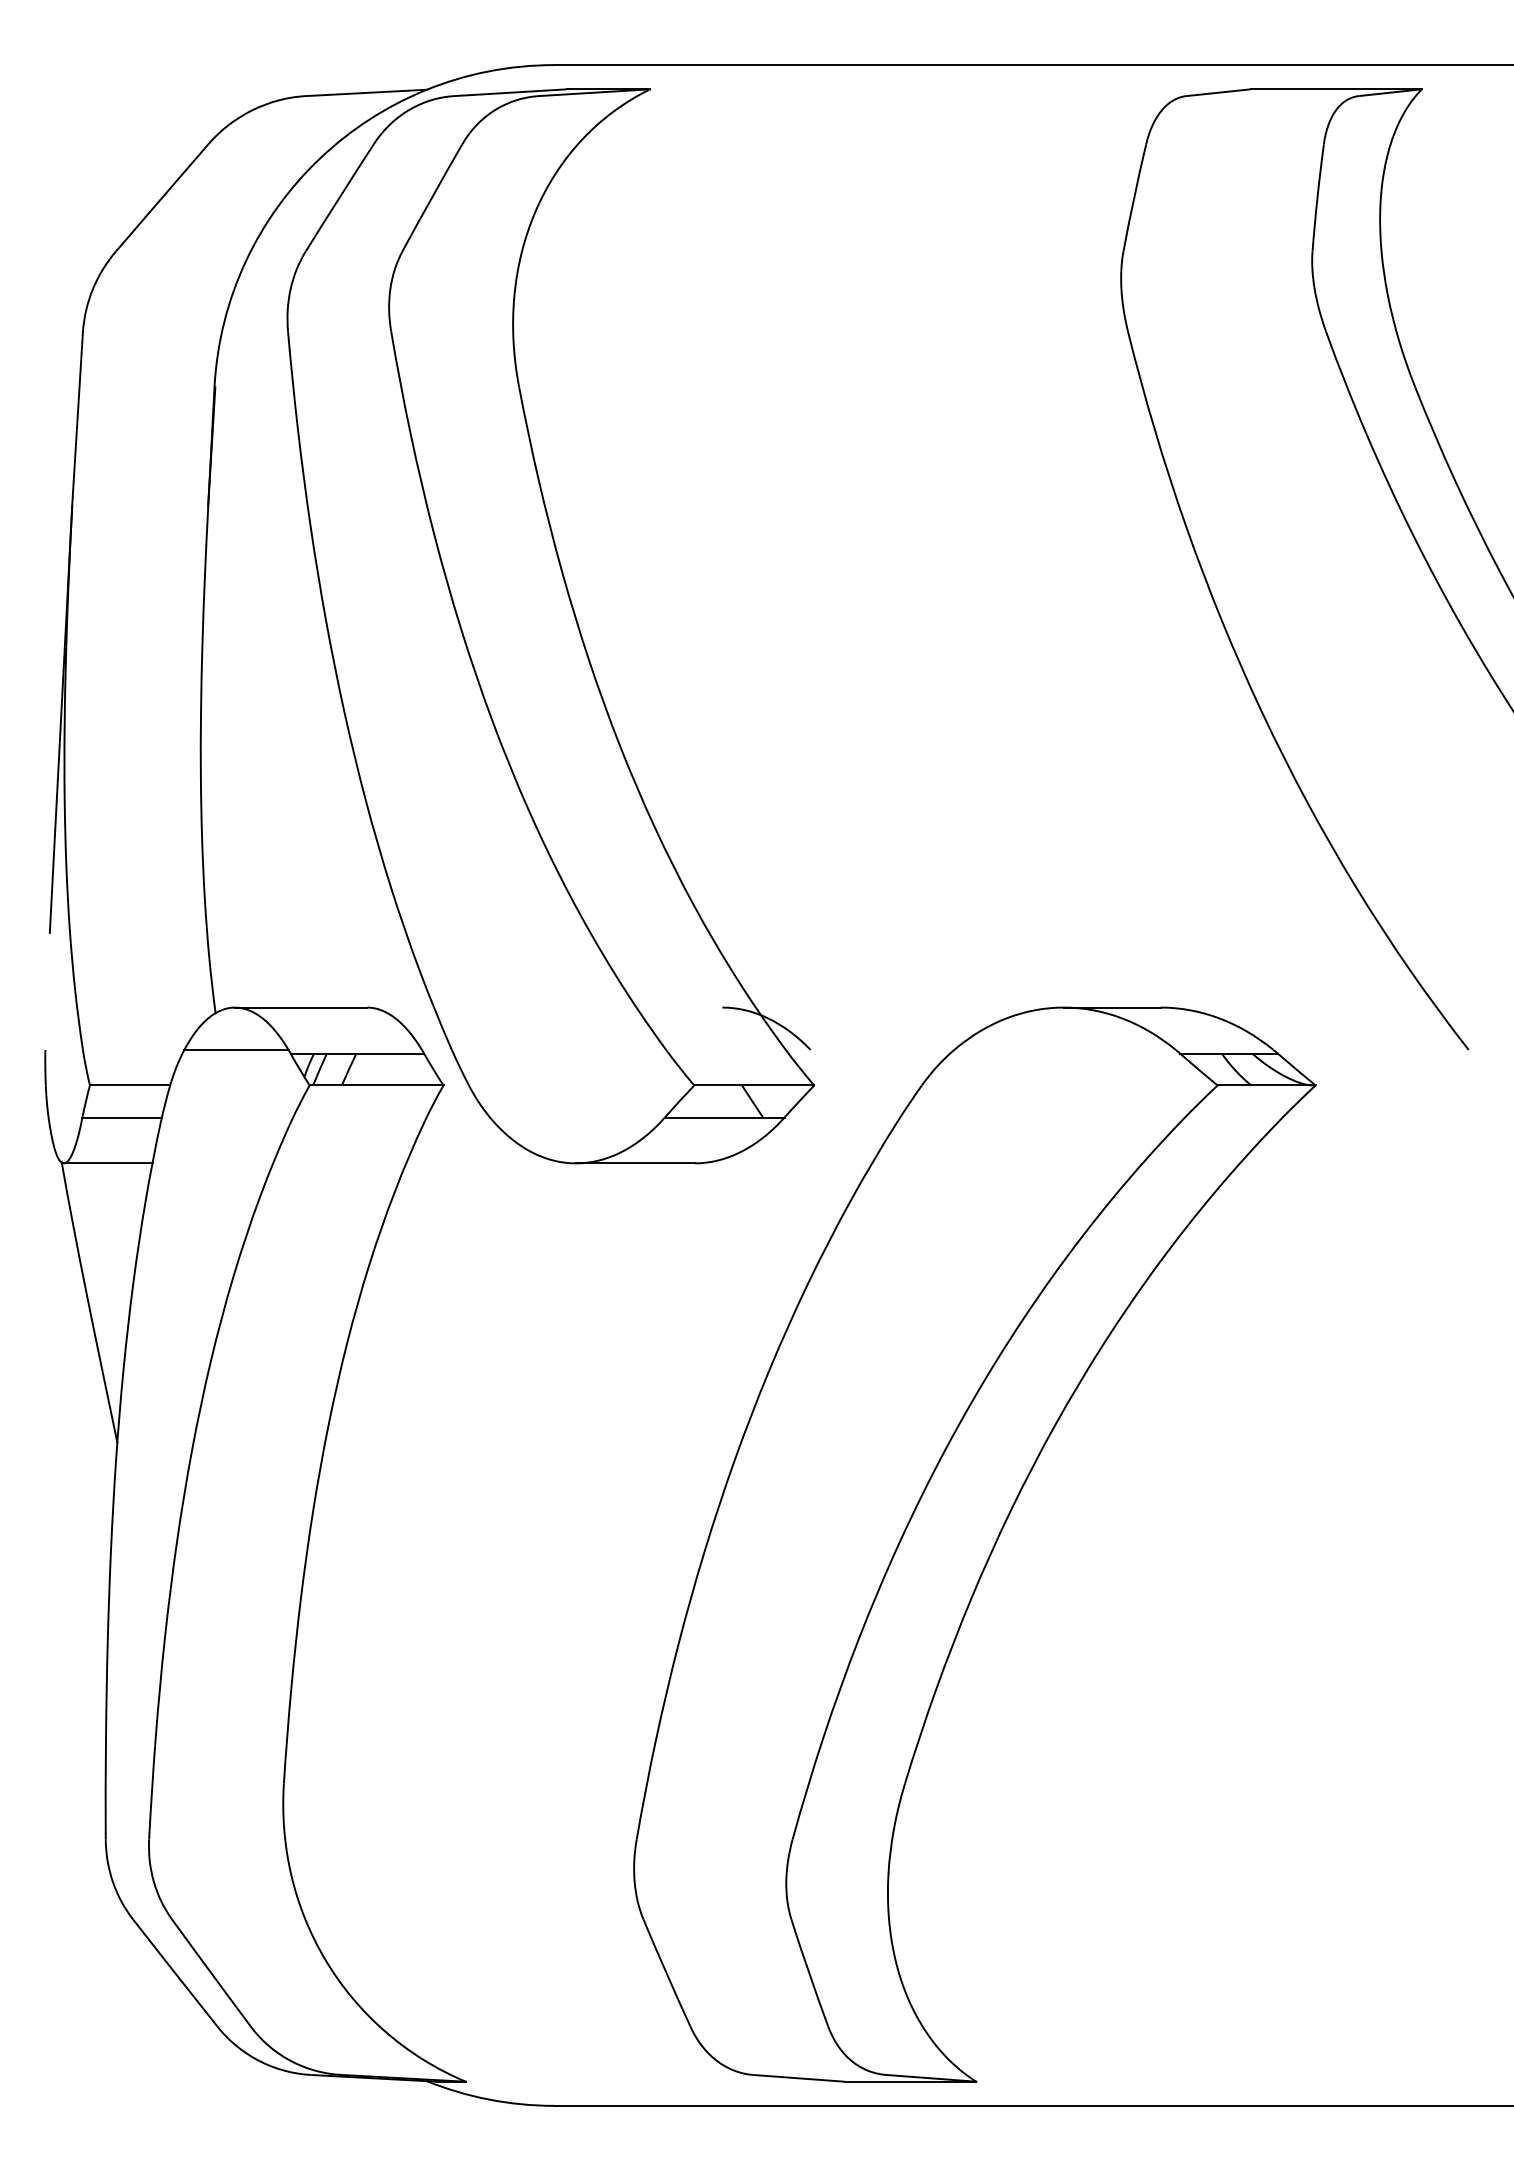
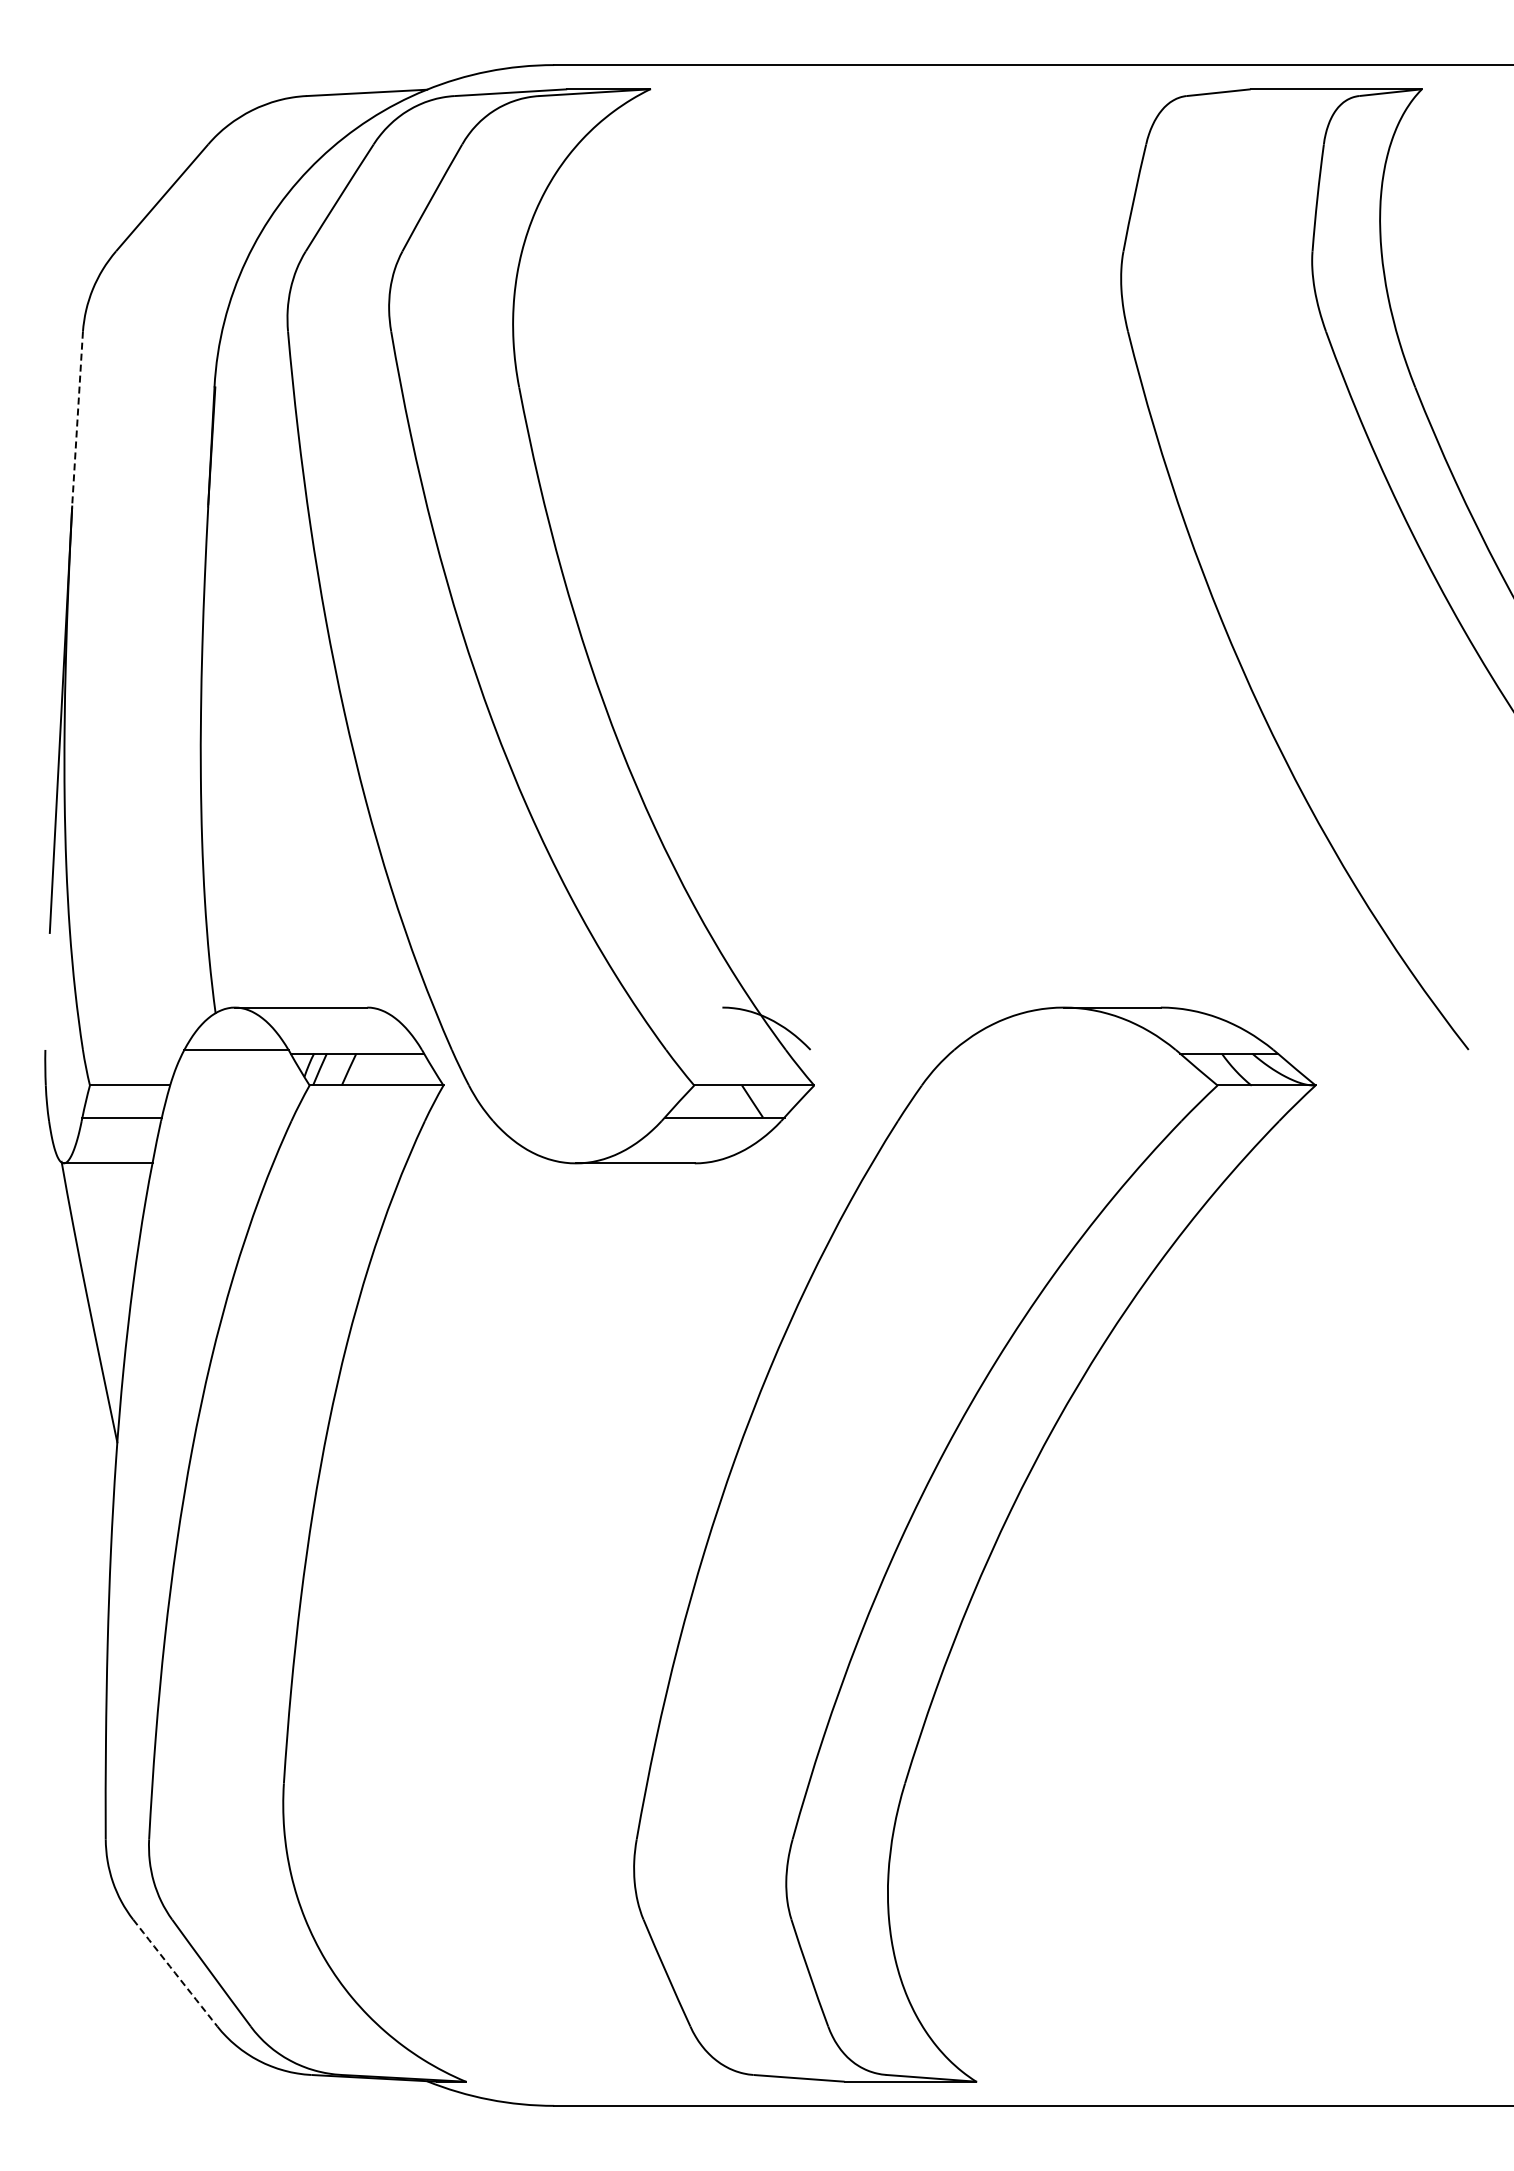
line: solid -> dashed (77, 420)
arc: solid -> dashed (175, 1973)
